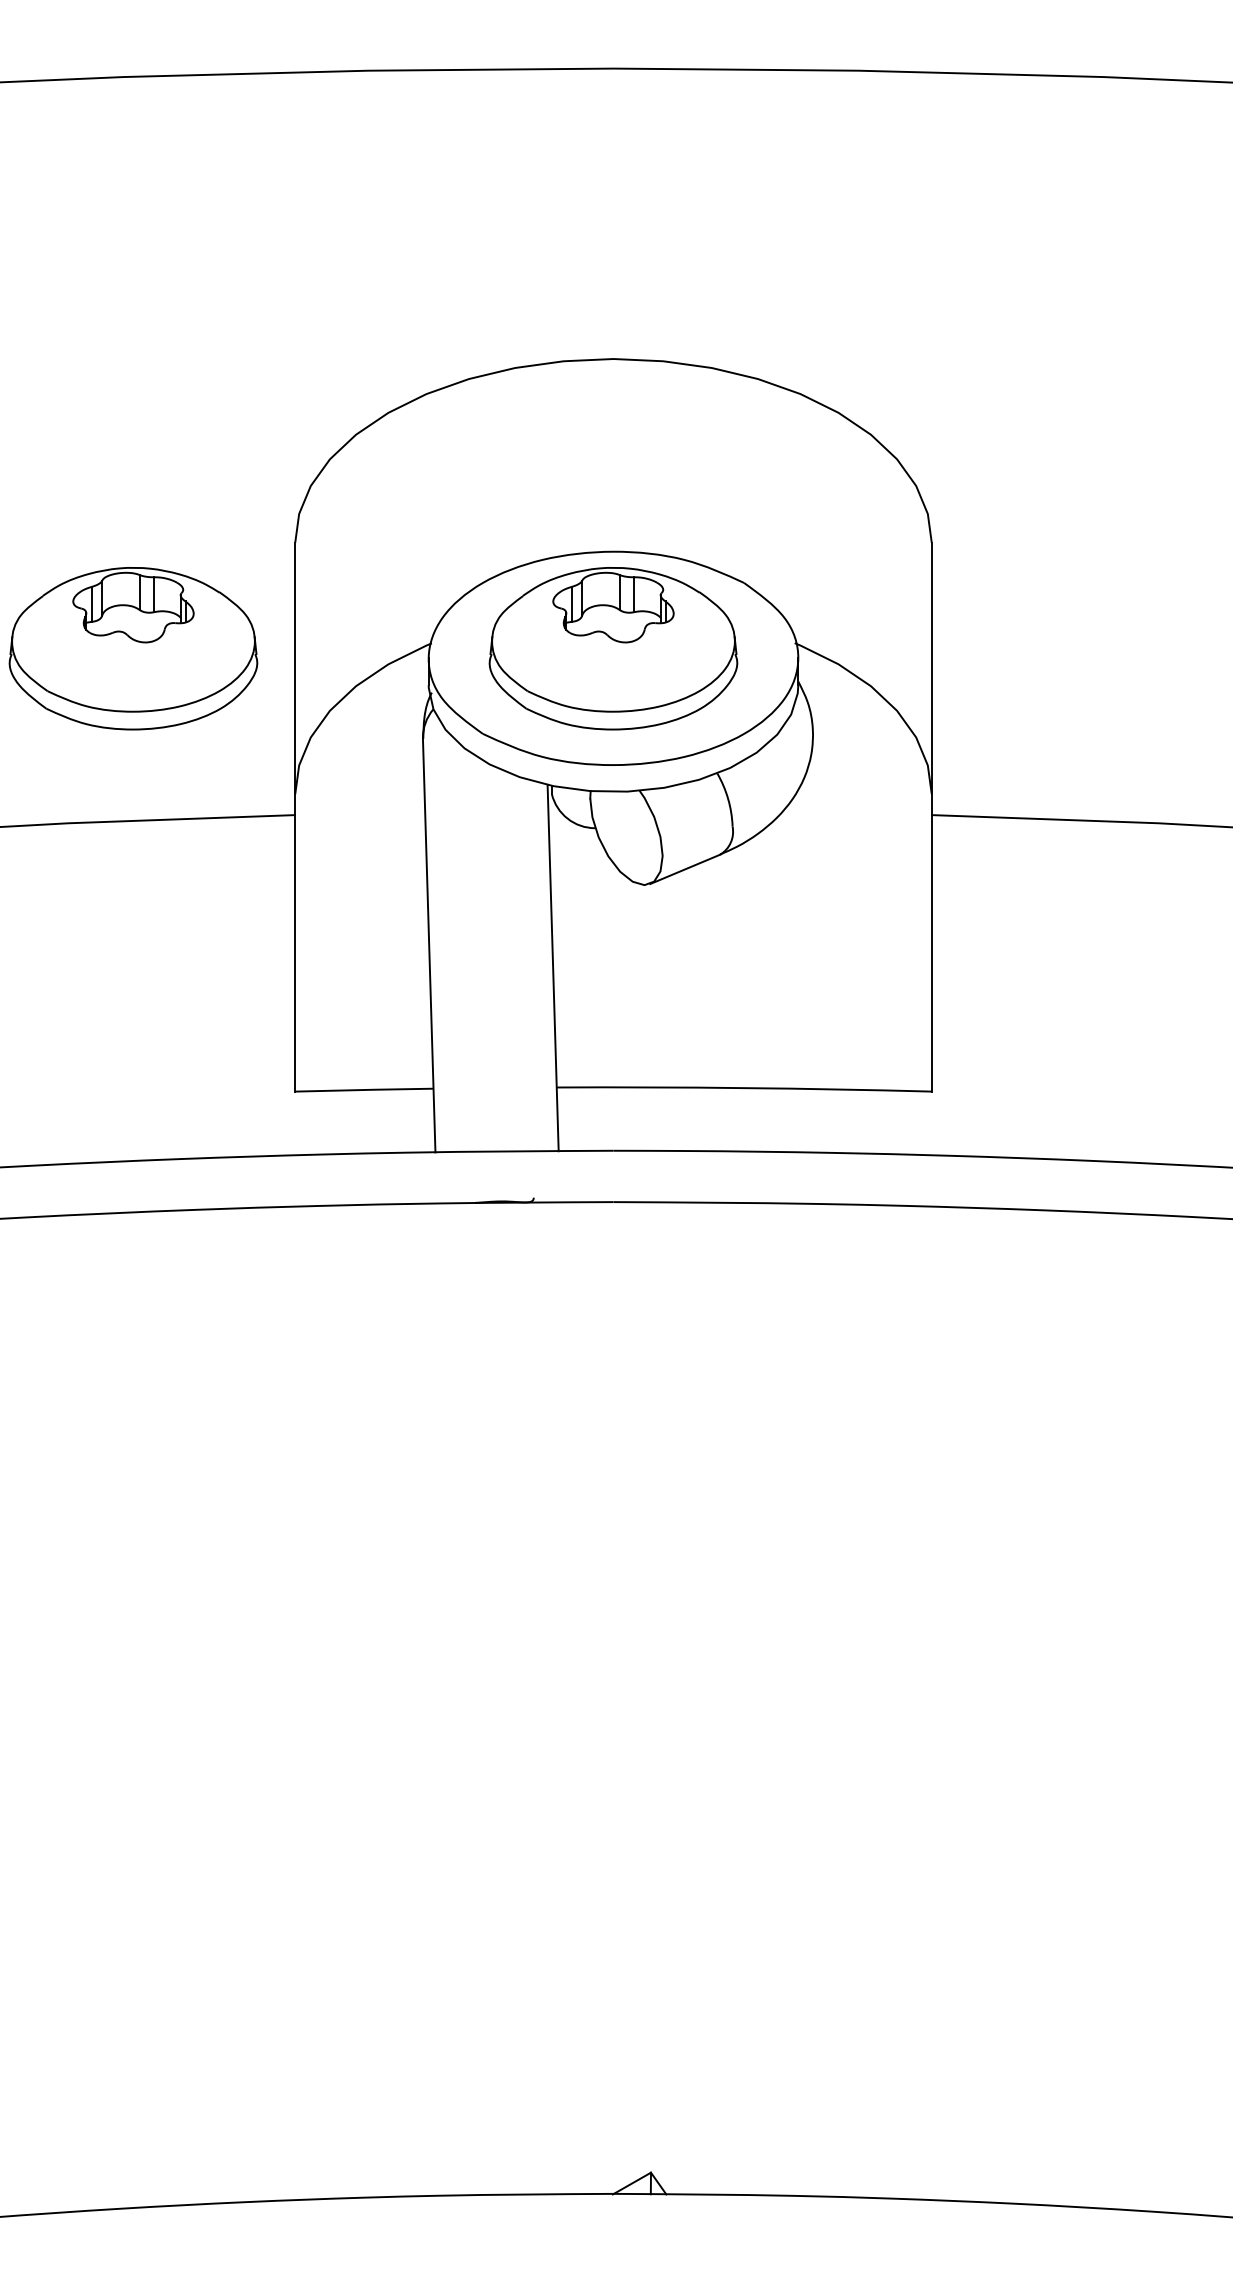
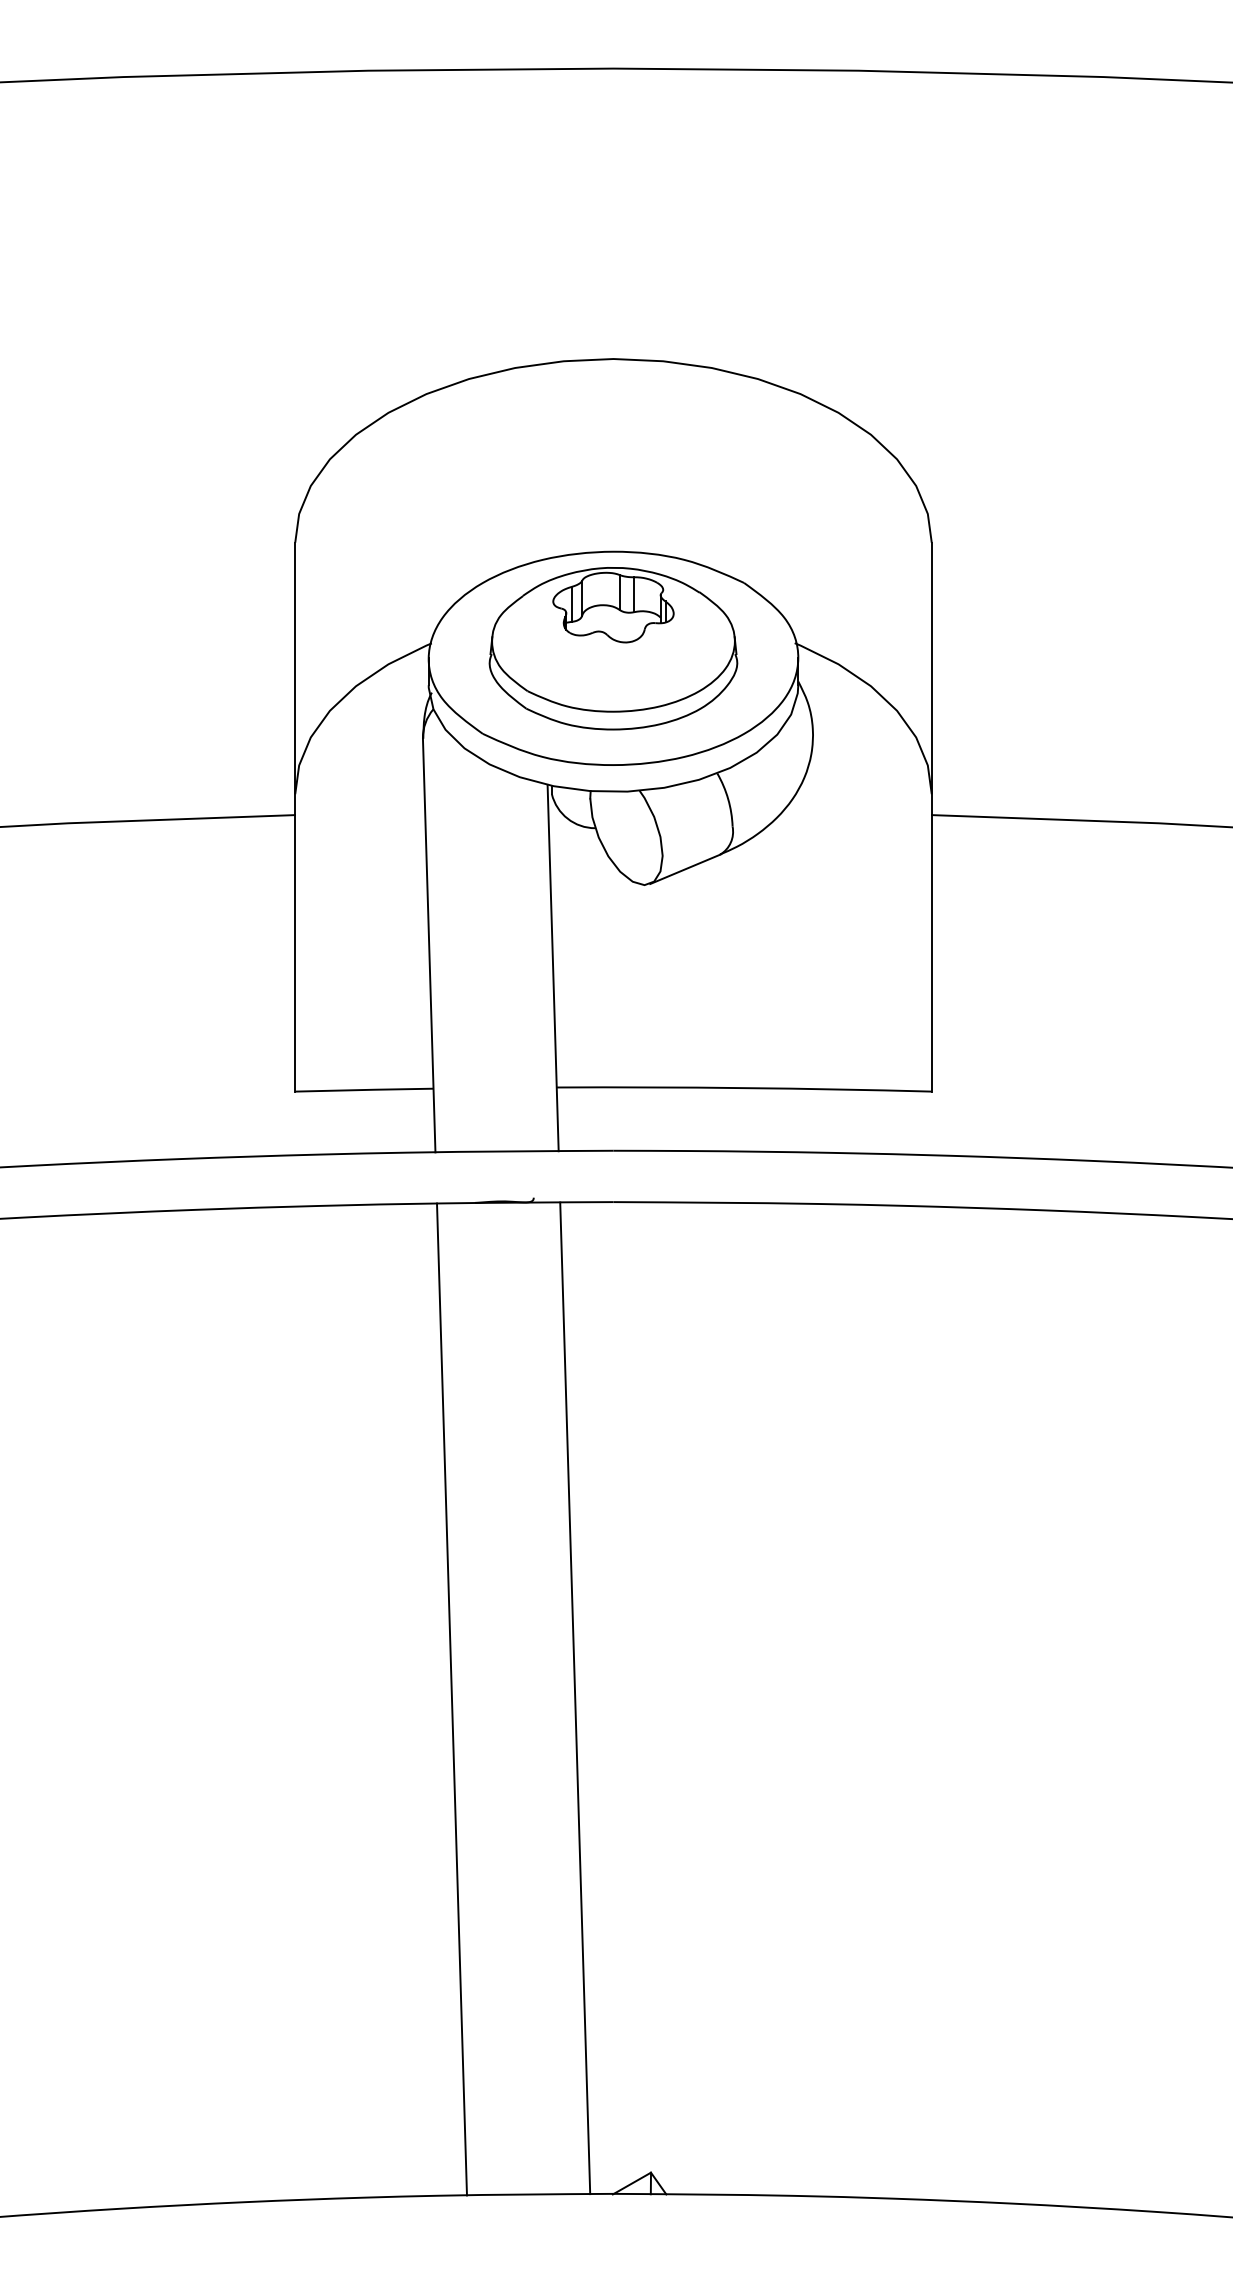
part: present -> none (133, 648)
line: none -> present (575, 1698)
line: none -> present (451, 1699)
